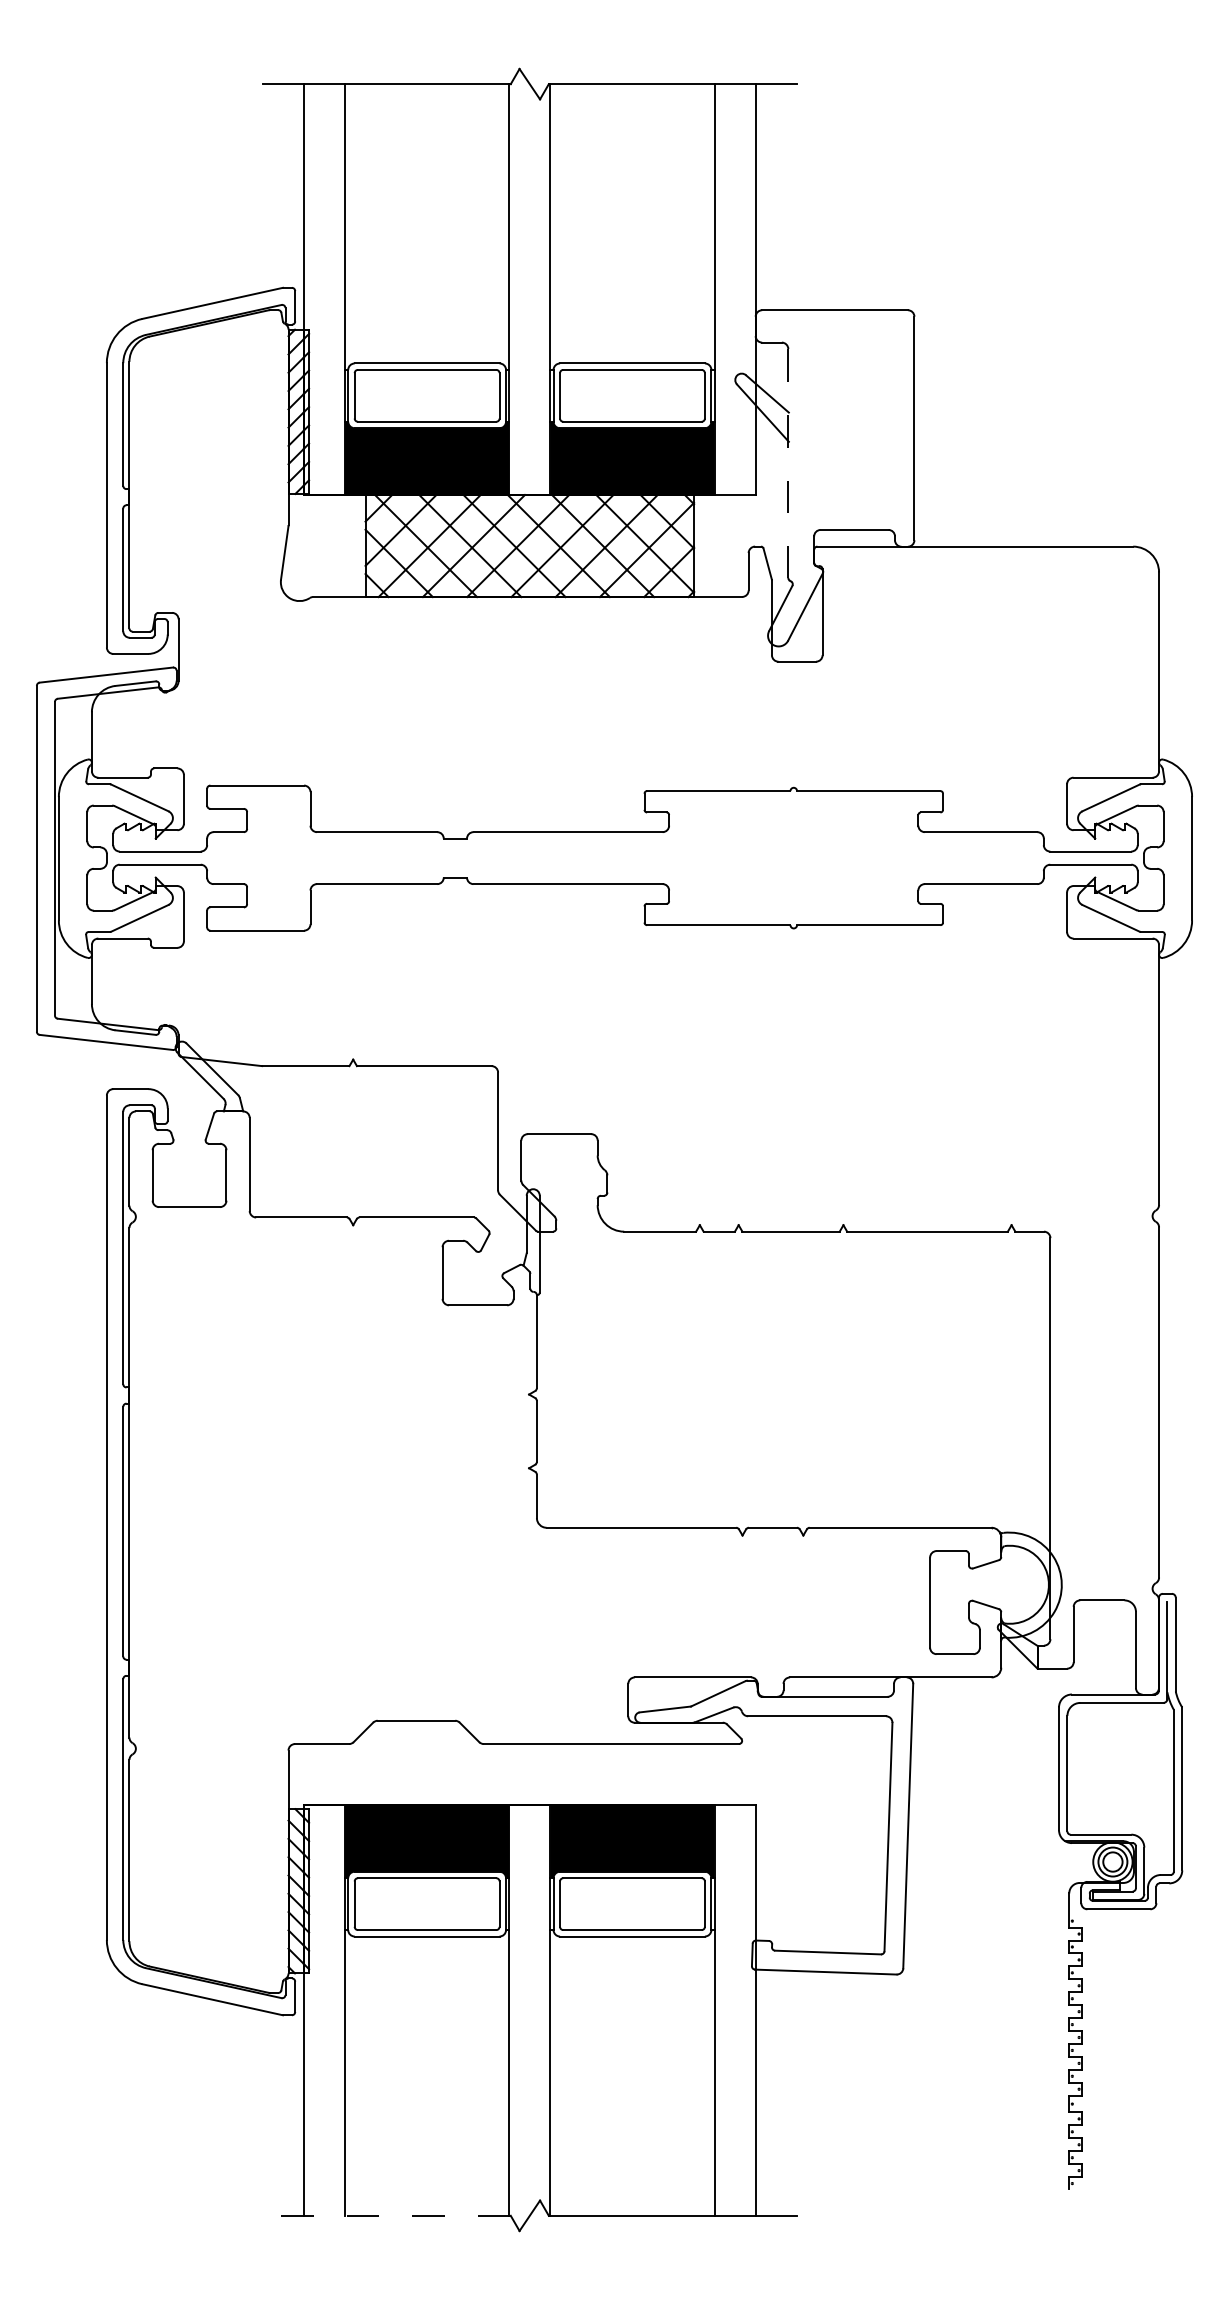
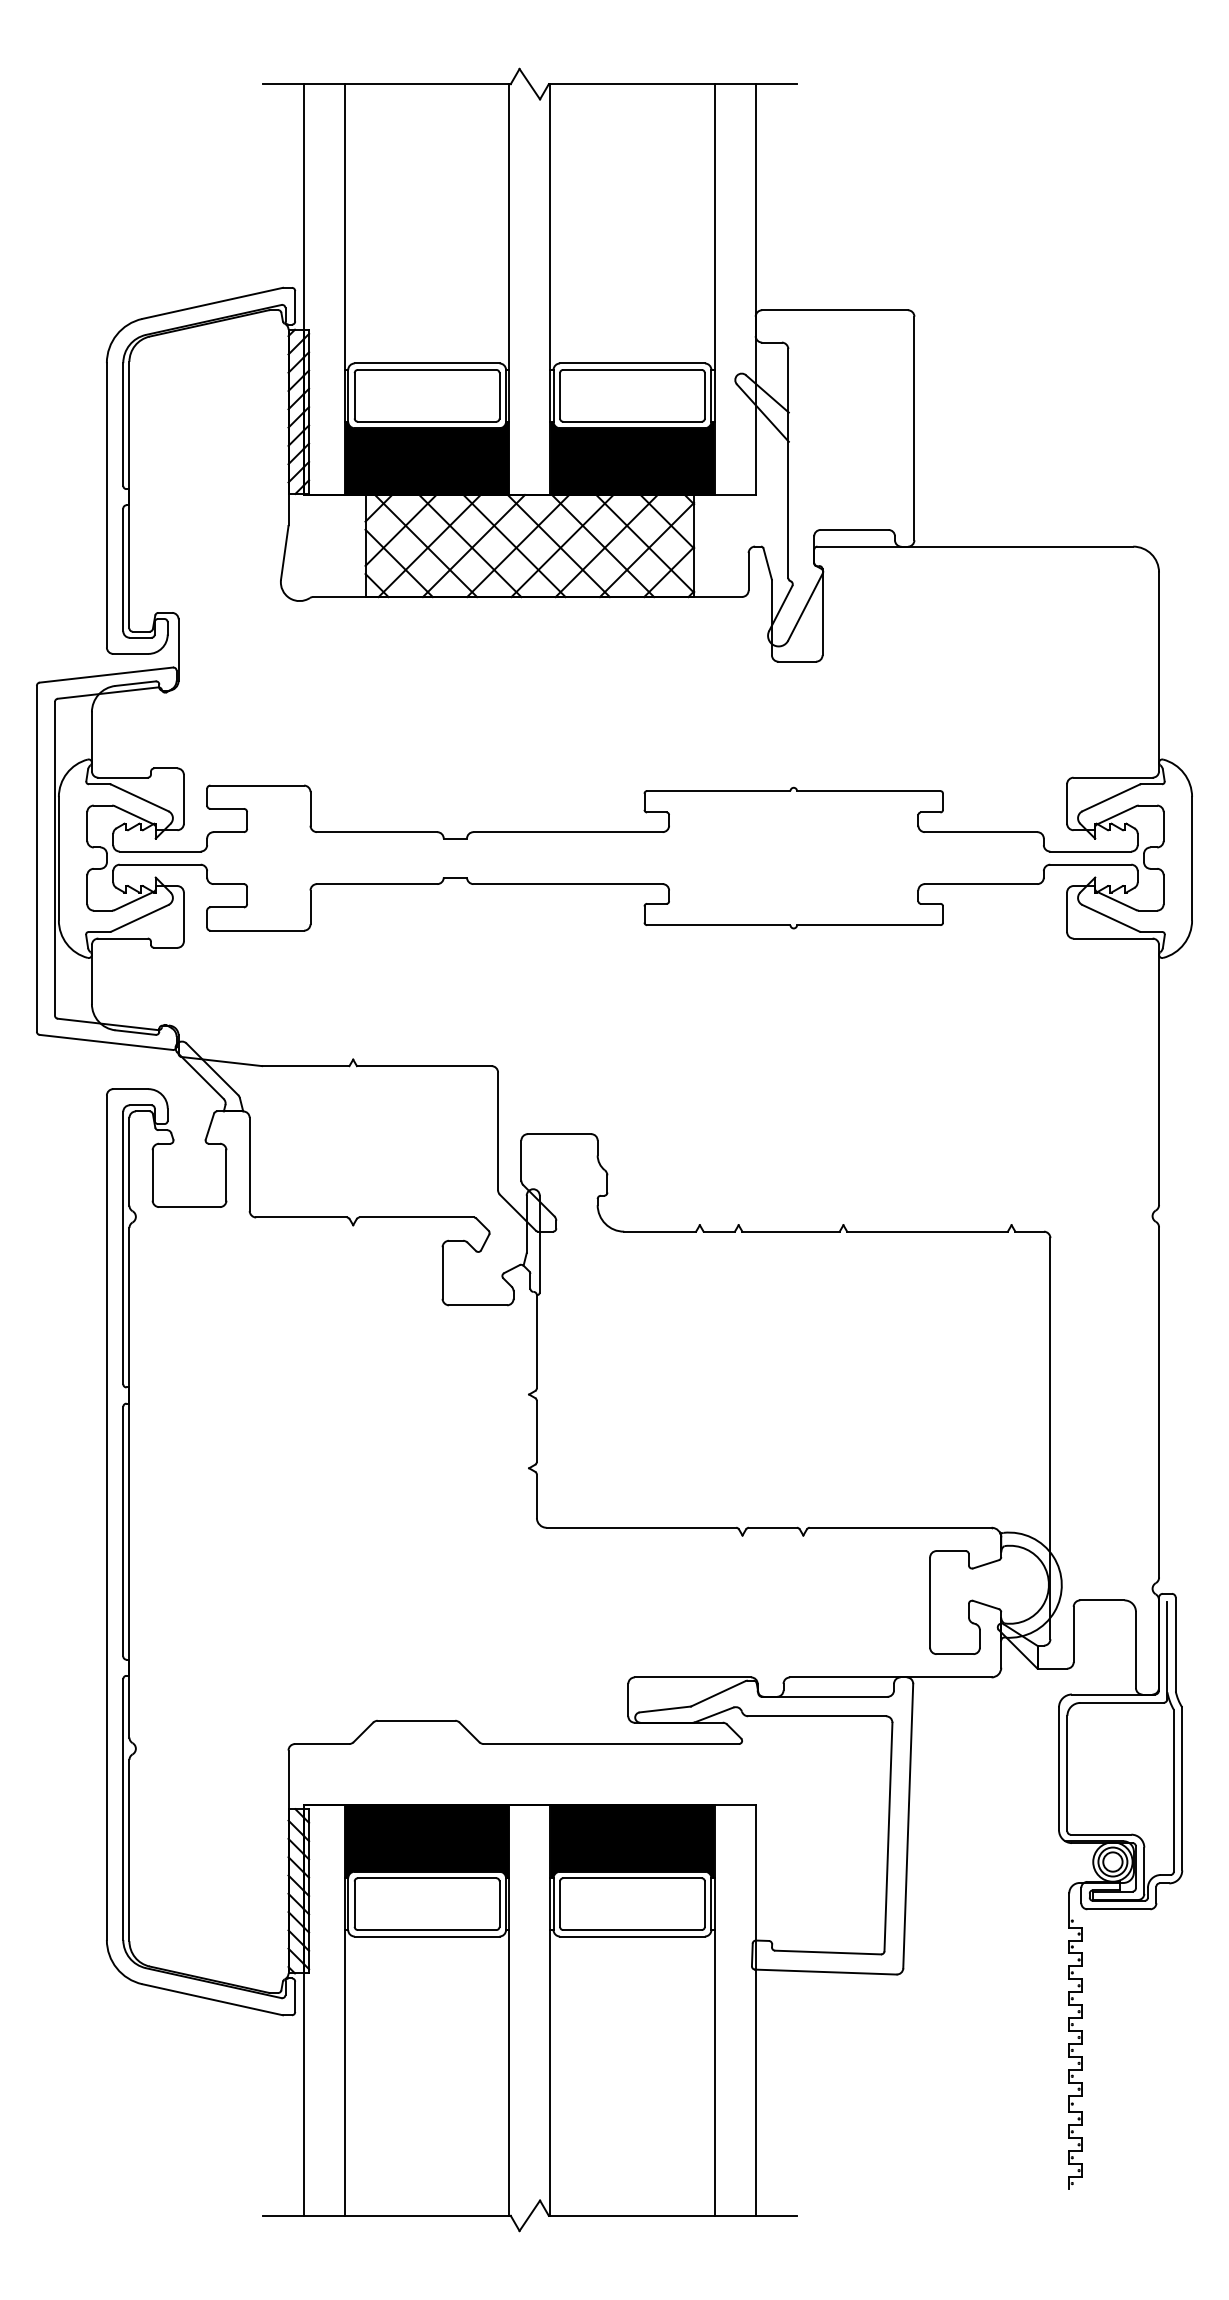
line: dashed -> solid (788, 464)
line: dashed -> solid (386, 2215)
